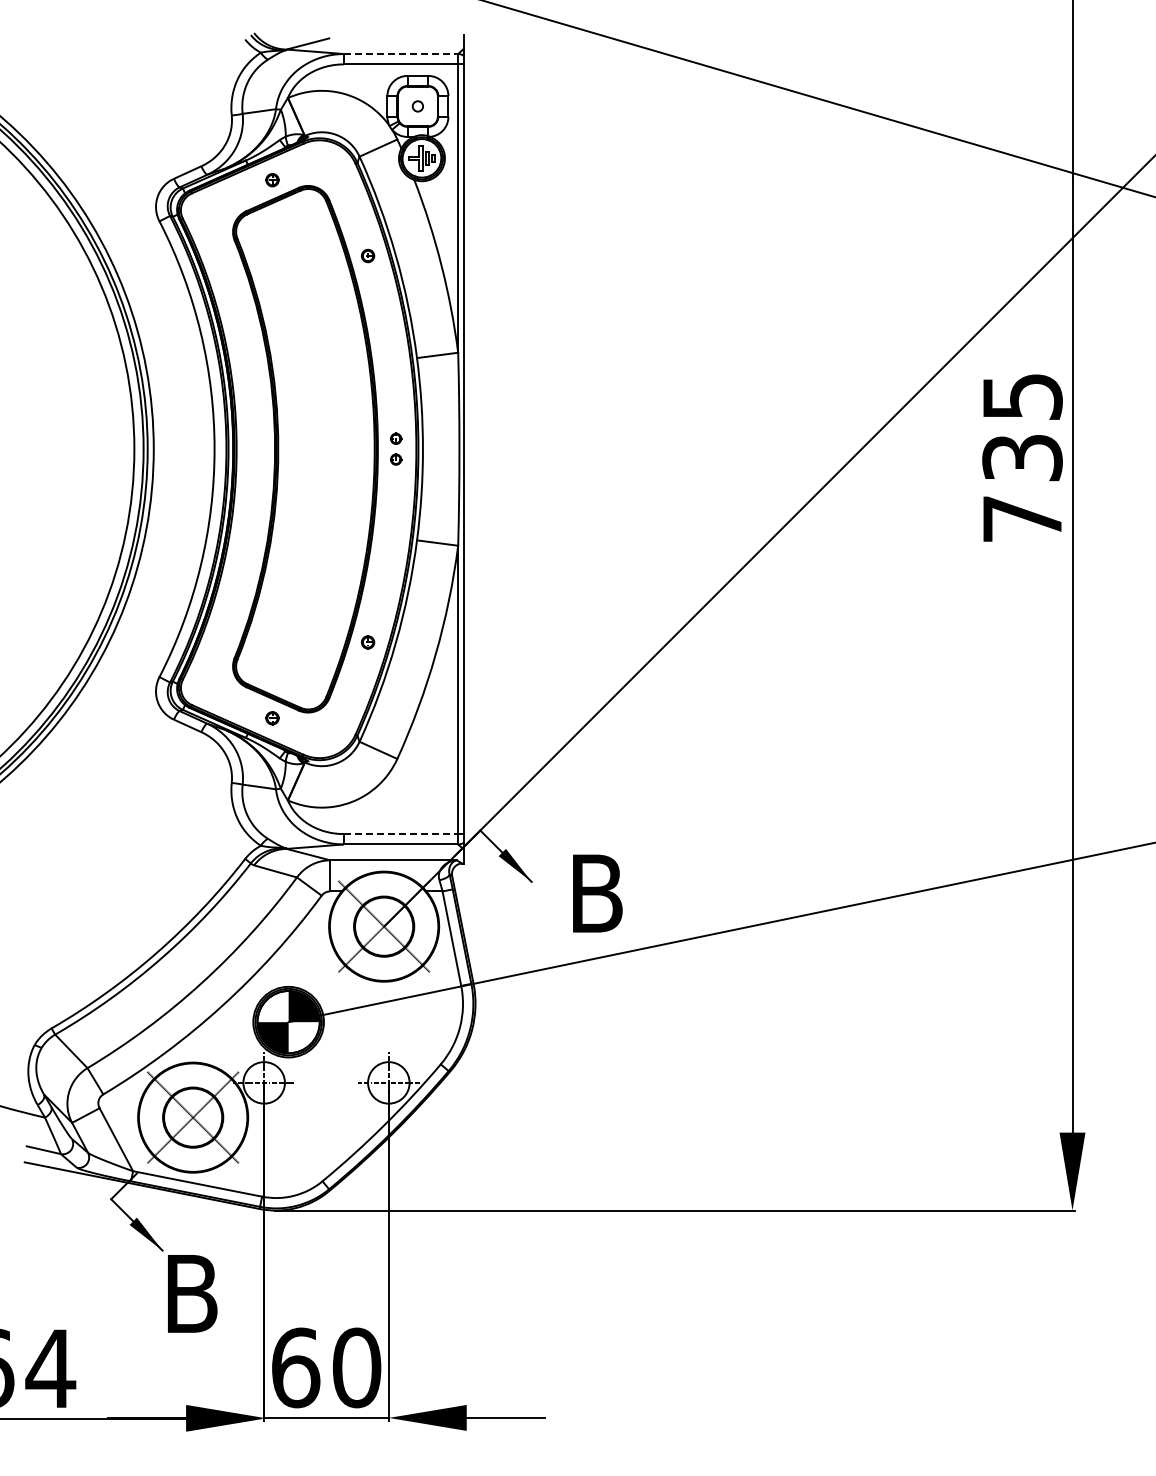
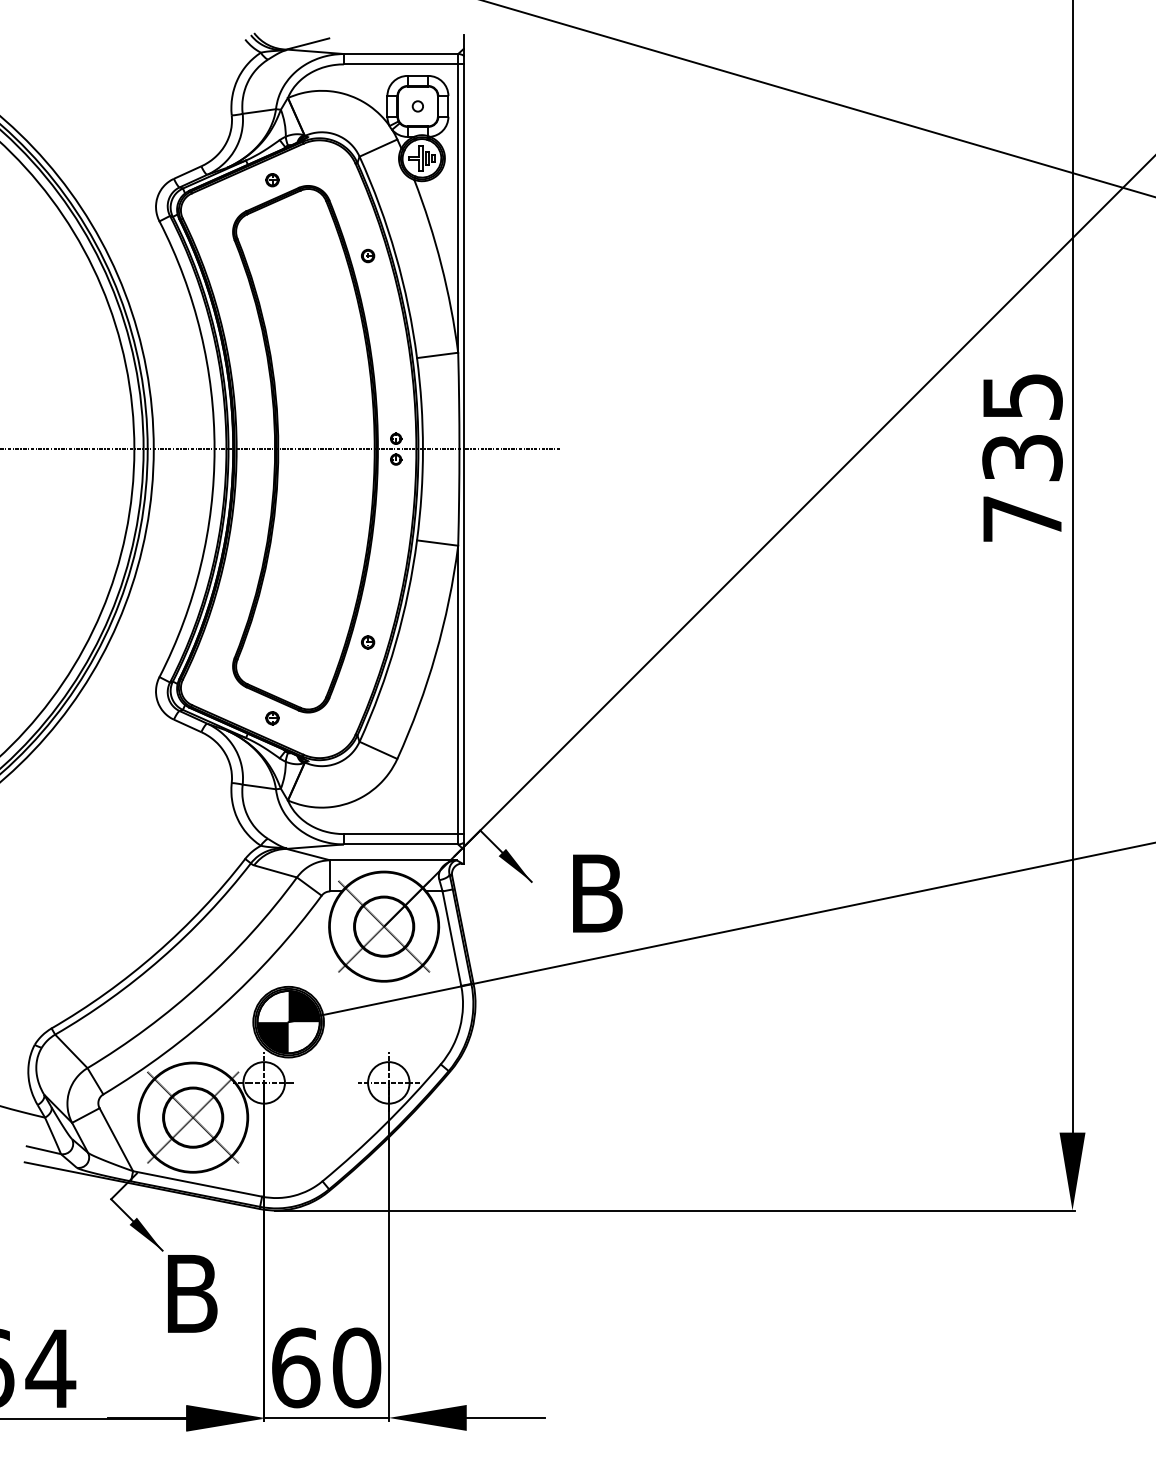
line: dashed -> solid (401, 54)
line: none -> present (281, 449)
line: dashed -> solid (401, 834)
